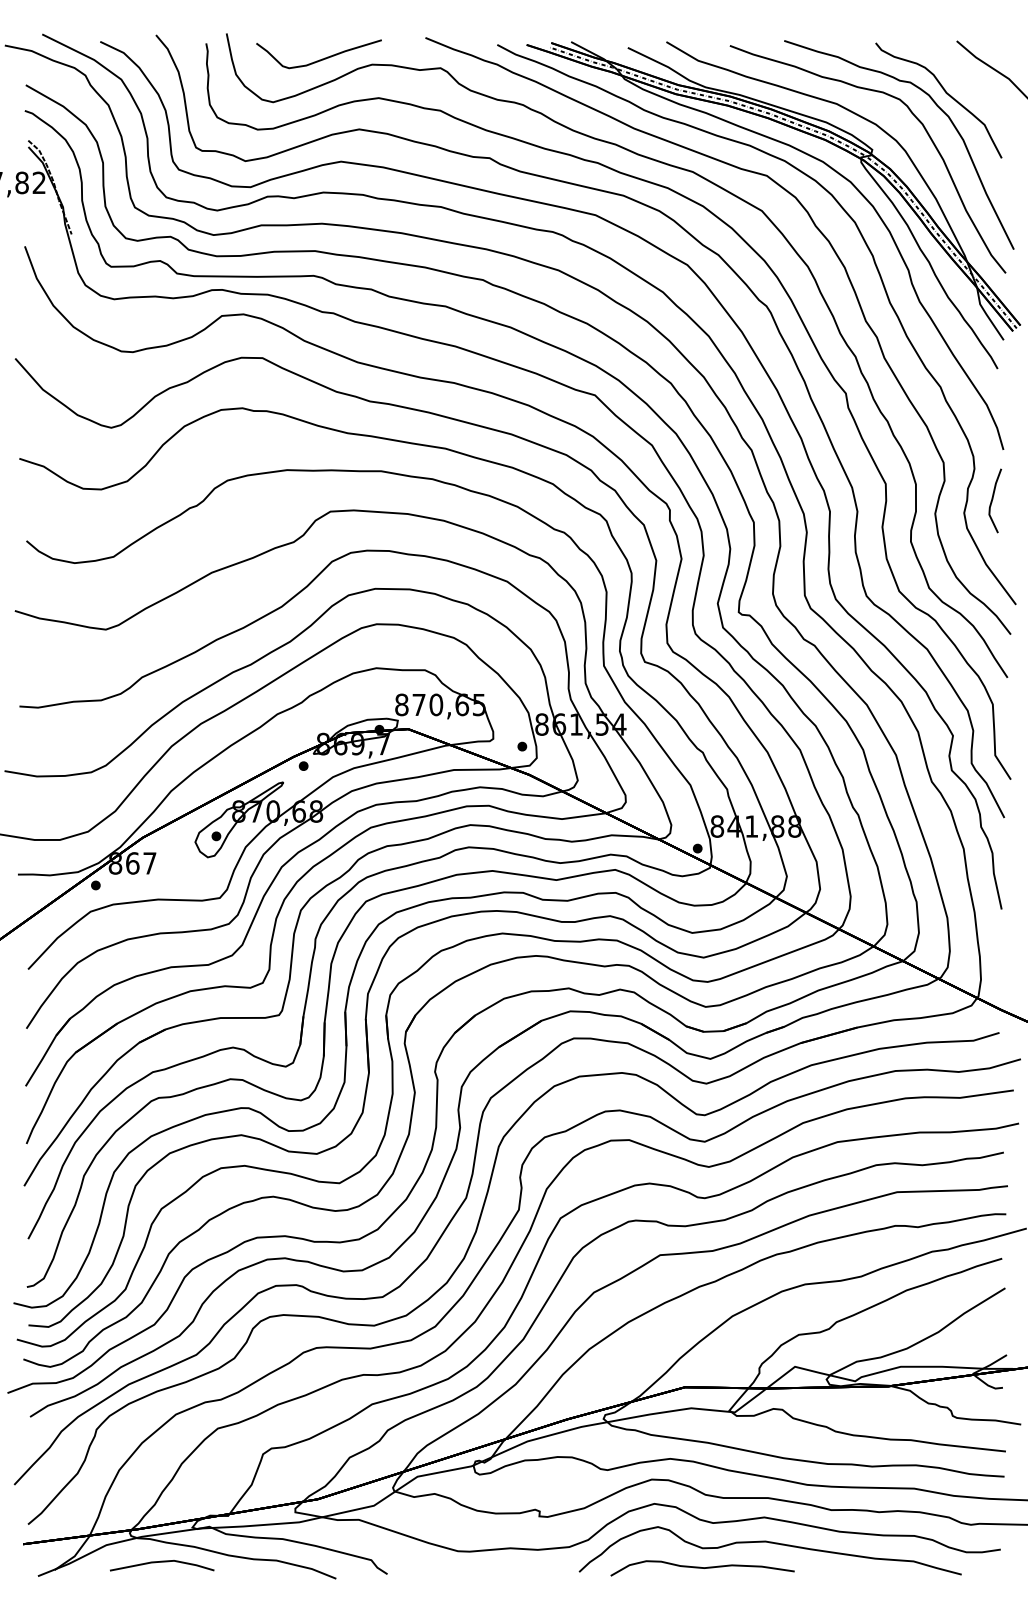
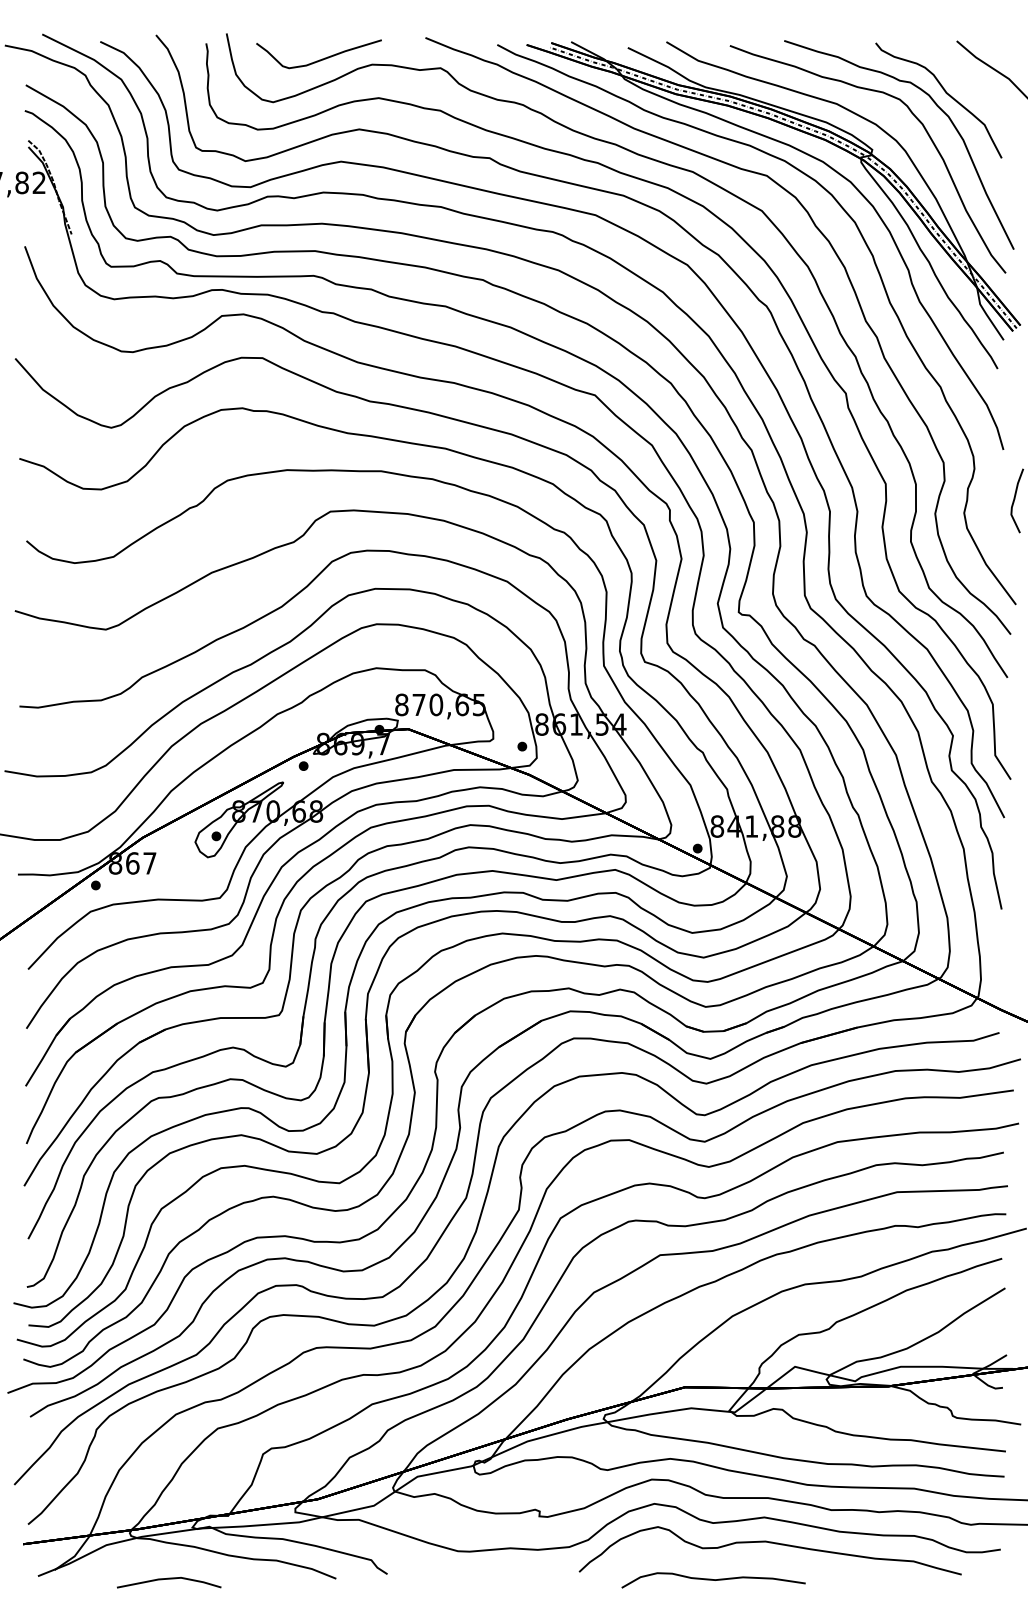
curve position: (993, 499) -> (1015, 499) (1015, 499)
line position: (162, 1562) -> (169, 1579) (169, 1579)
curve position: (702, 1568) -> (713, 1580) (713, 1580)
